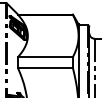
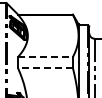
line: solid -> dashed (45, 57)
line: solid -> dashed (44, 68)
